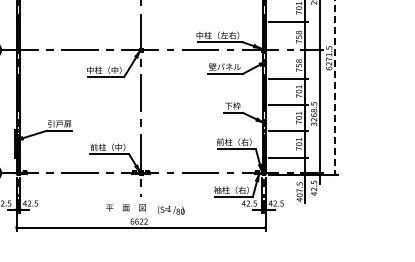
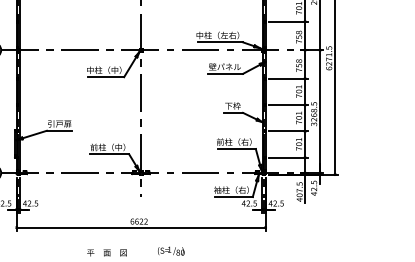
line: dashed -> solid (335, 87)
text position: (125, 207) -> (106, 252) (106, 252)
text position: (171, 209) -> (171, 250) (171, 250)
